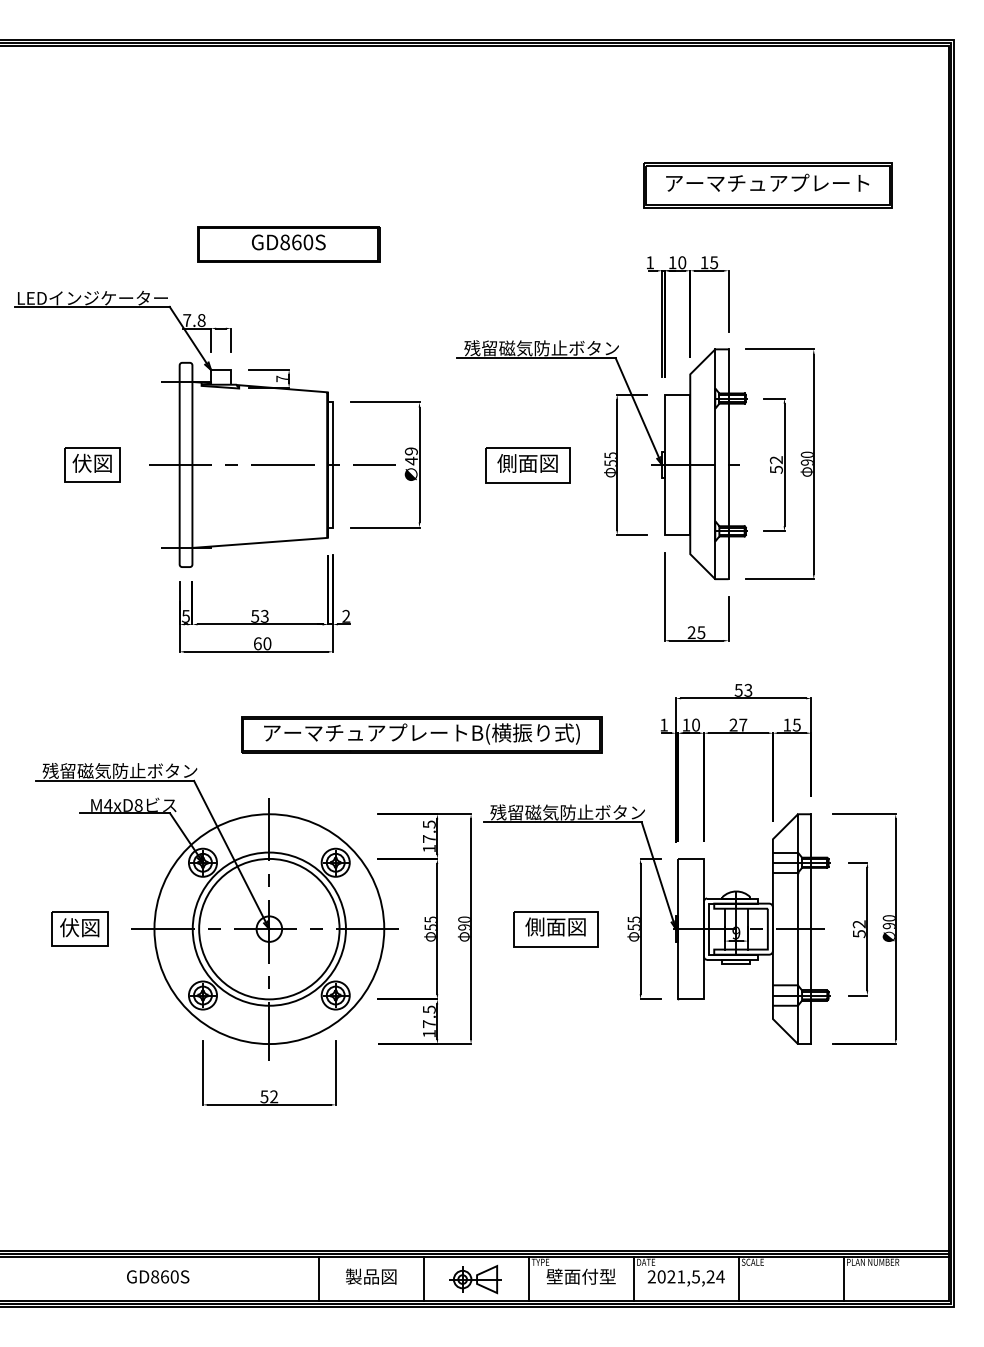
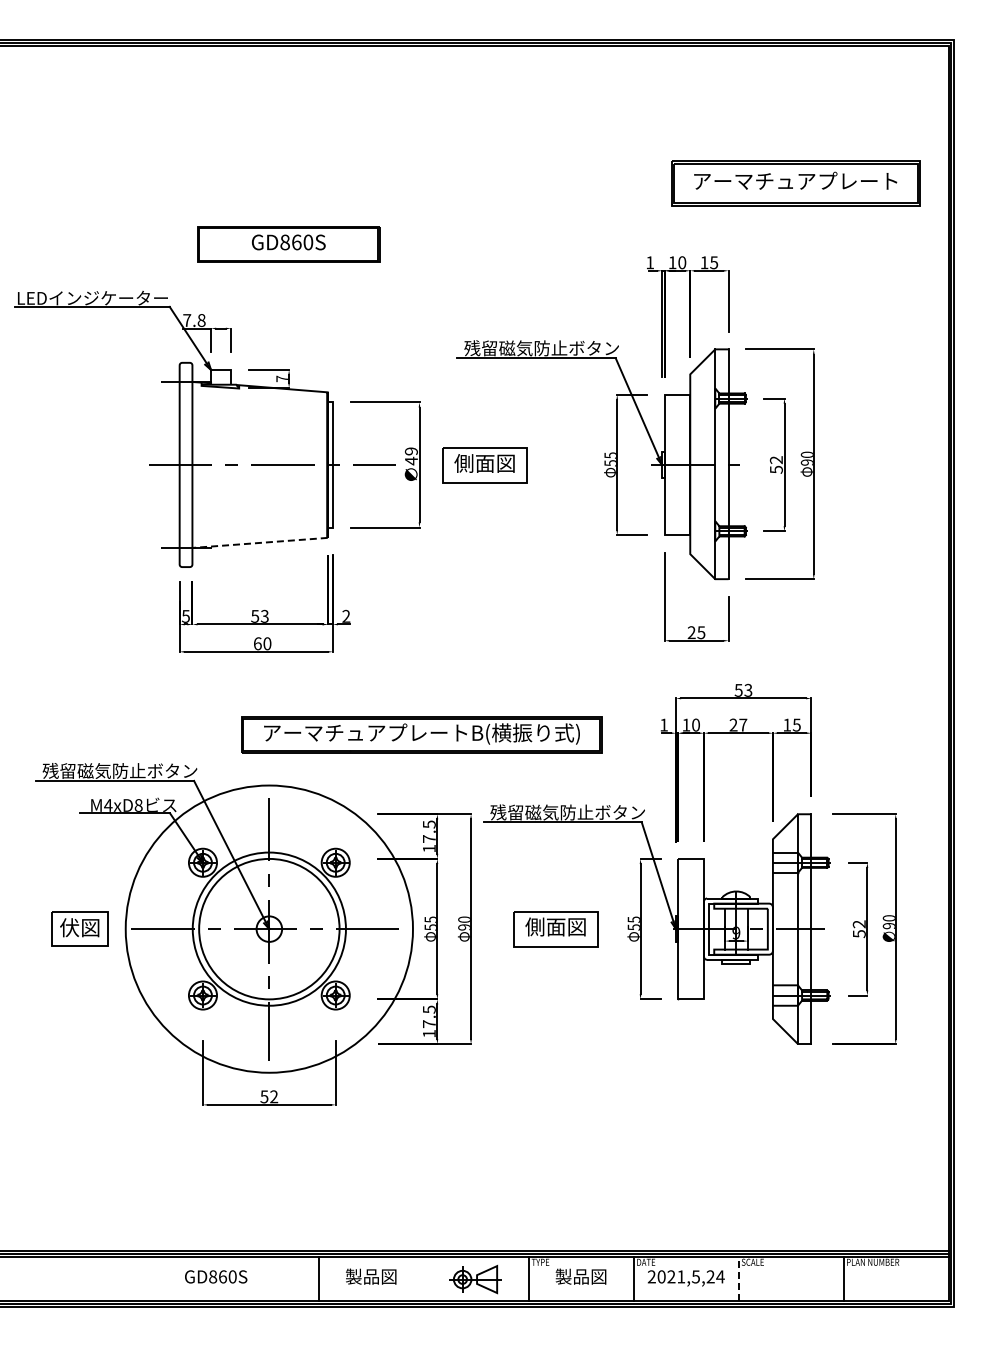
part position: (767, 185) -> (795, 183) (795, 183)
part: present -> none (92, 464)
part position: (527, 465) -> (484, 465) (484, 465)
line: solid -> dashed (260, 542)
circle diameter: 230 px -> 287 px (268, 928)
text position: (158, 1276) -> (216, 1276) (216, 1276)
text: 壁面付型 -> 製品図 (580, 1276)
line: present -> none (423, 1278)
line: solid -> dashed (738, 1278)
